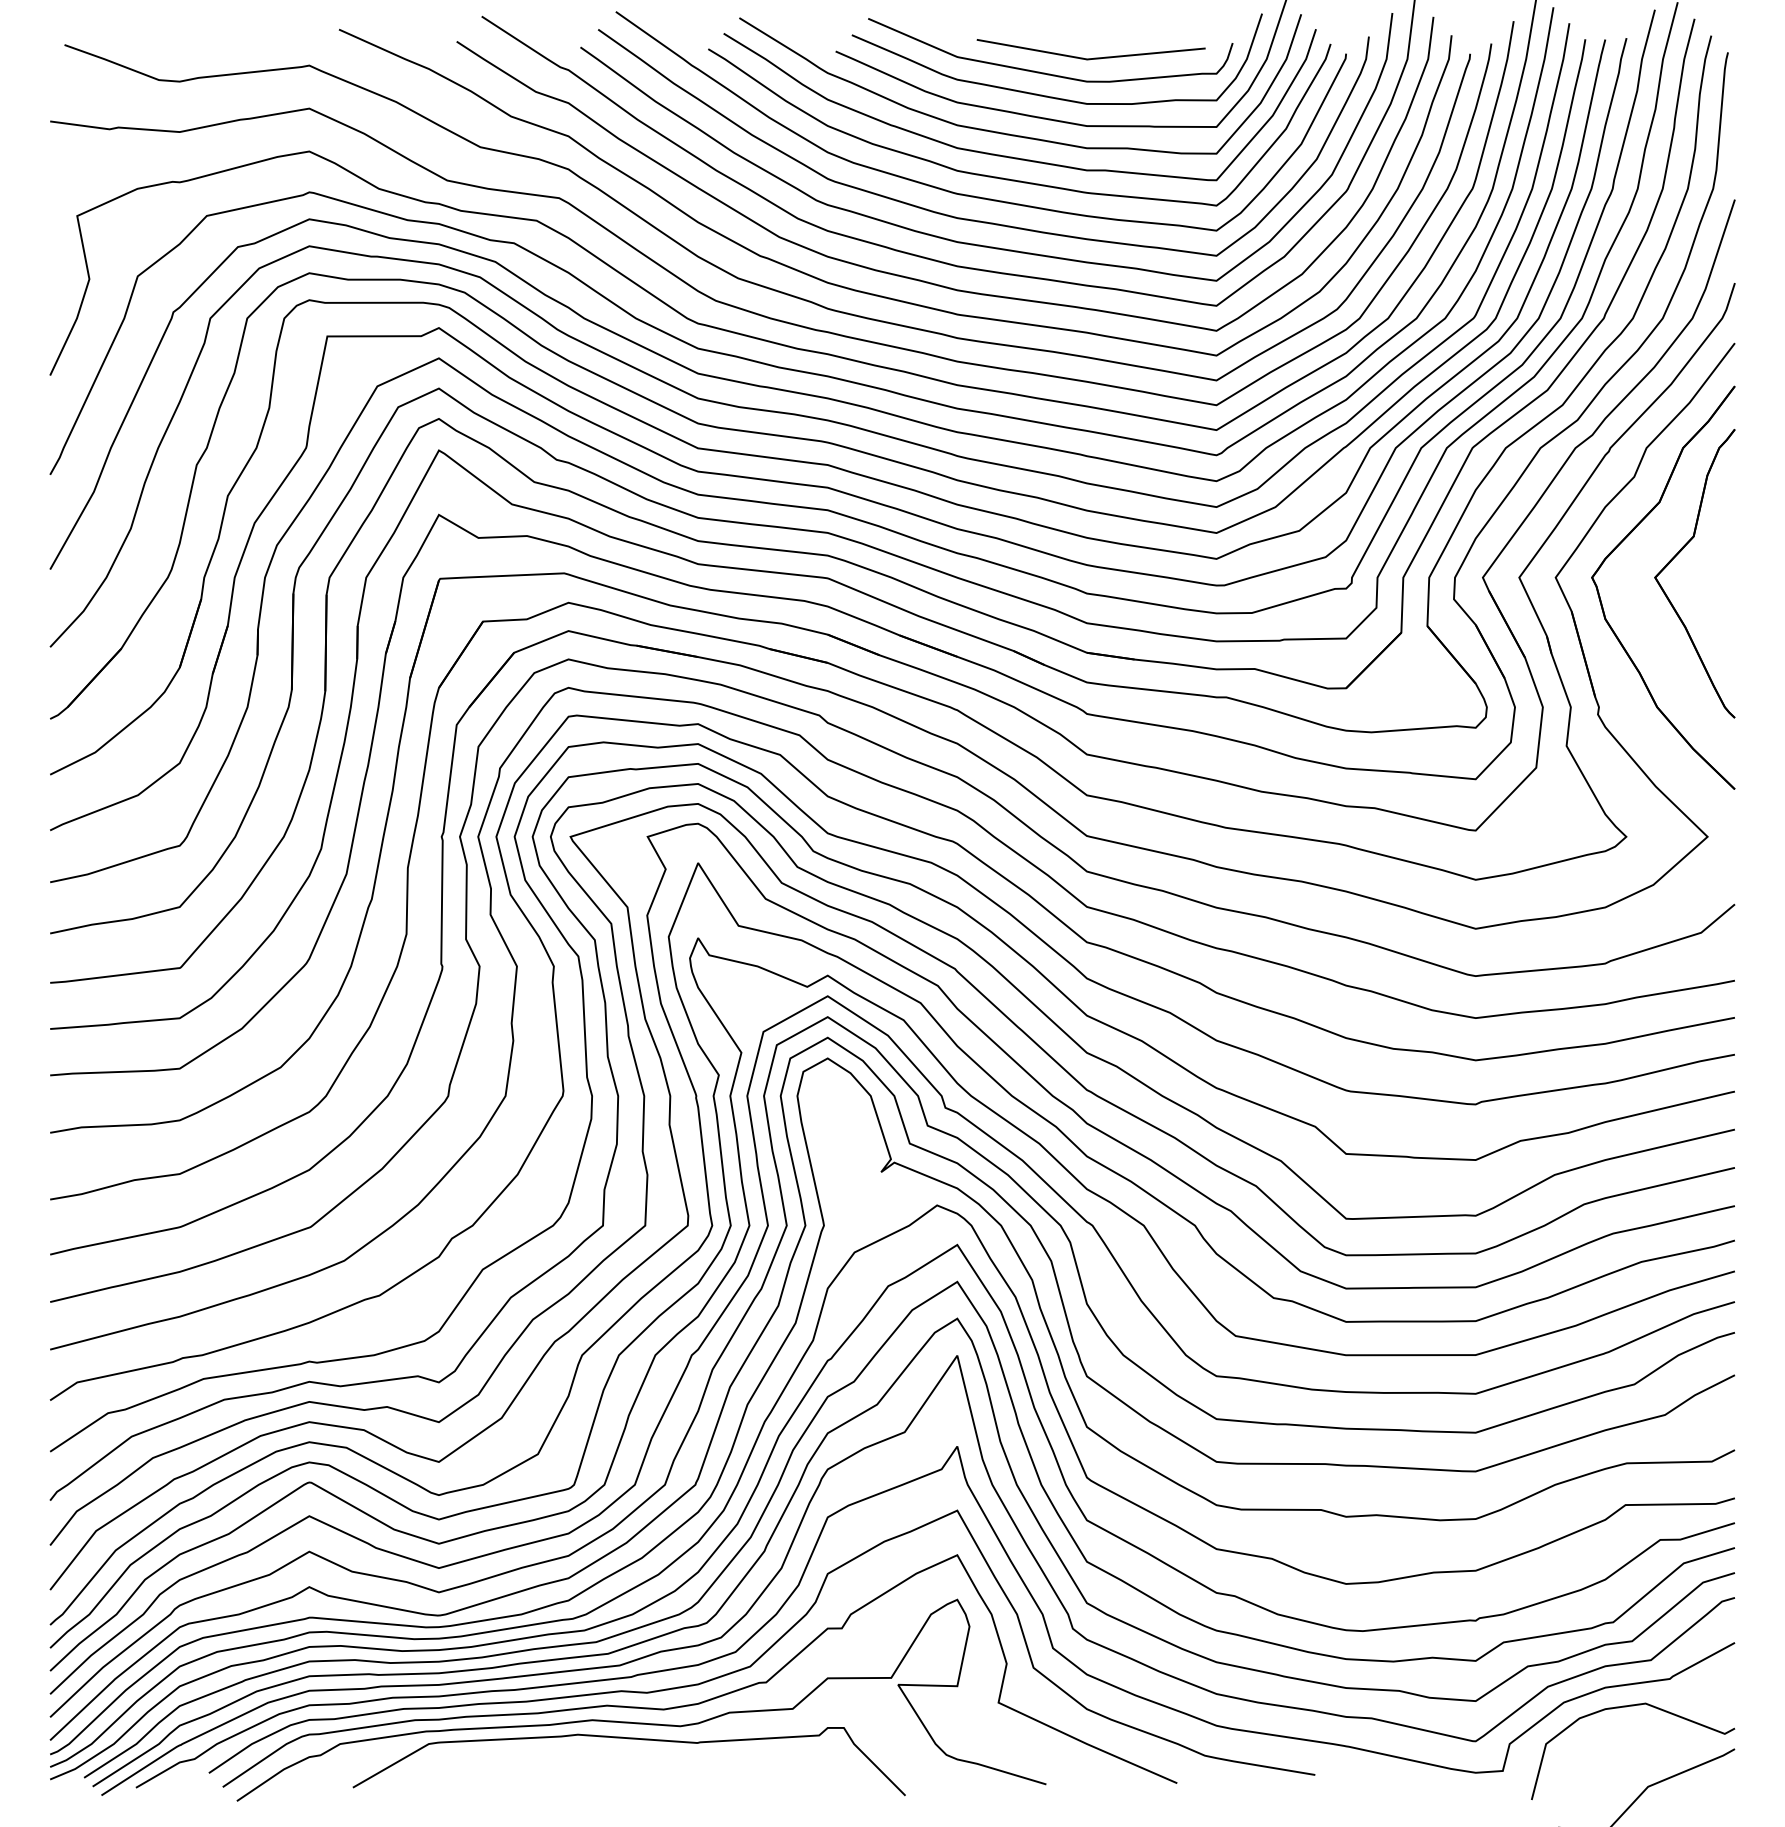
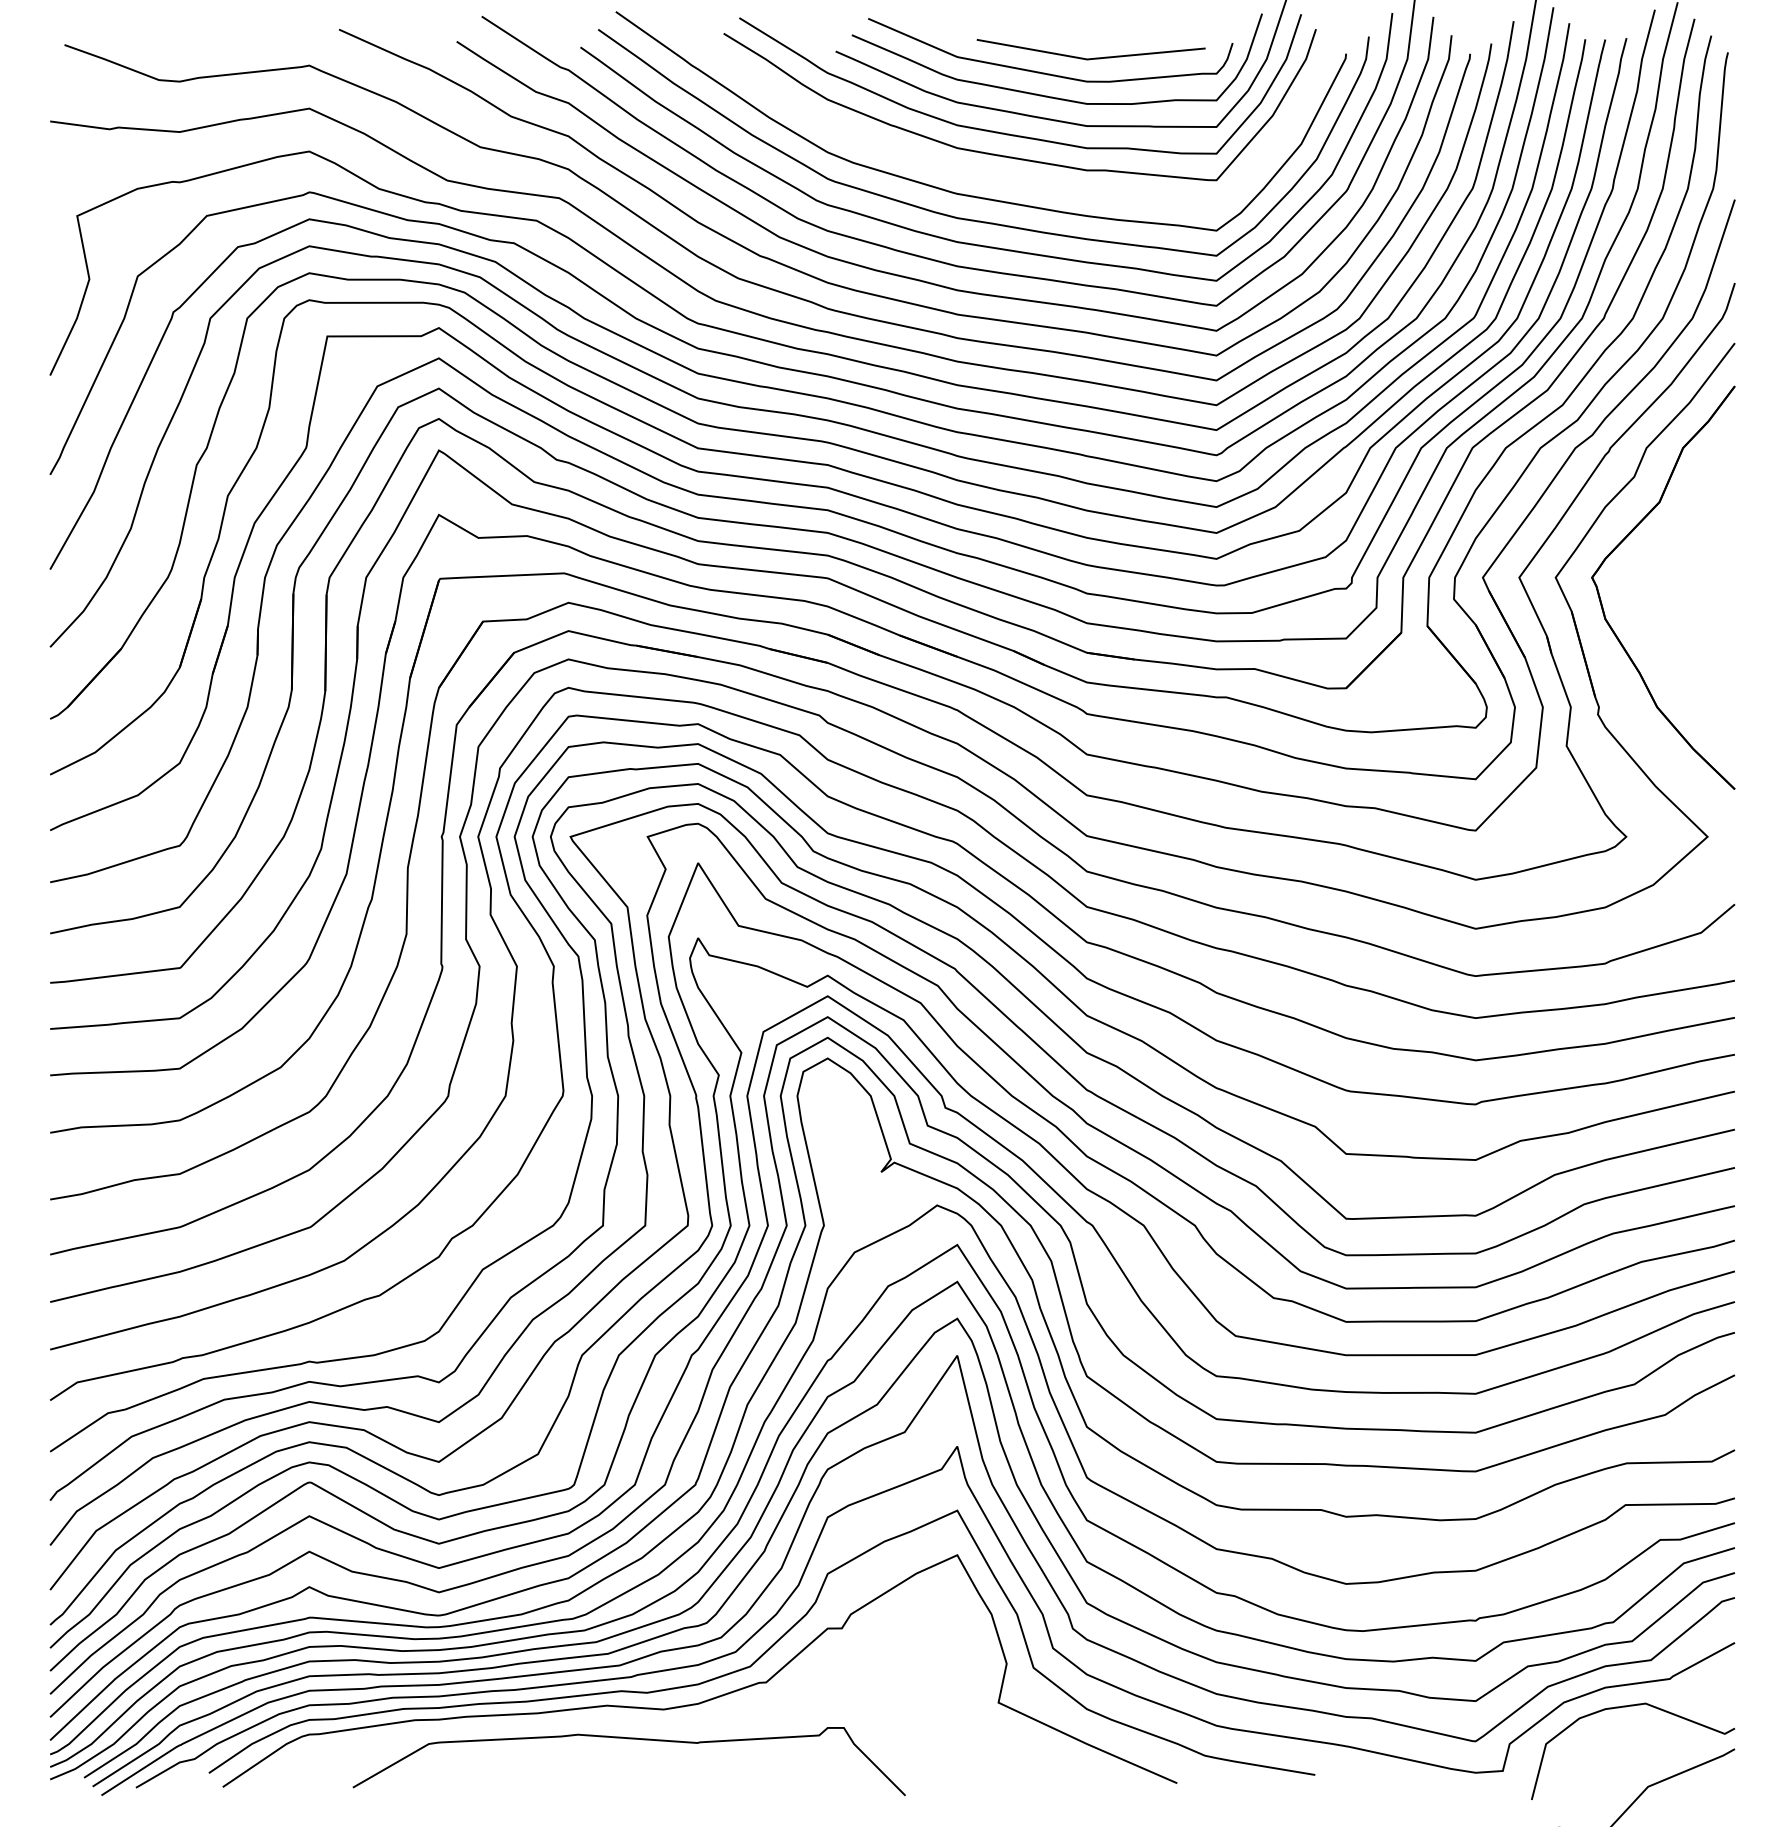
curve: present -> none (1009, 178)
part: present -> none (1677, 555)
curve: present -> none (641, 1722)
